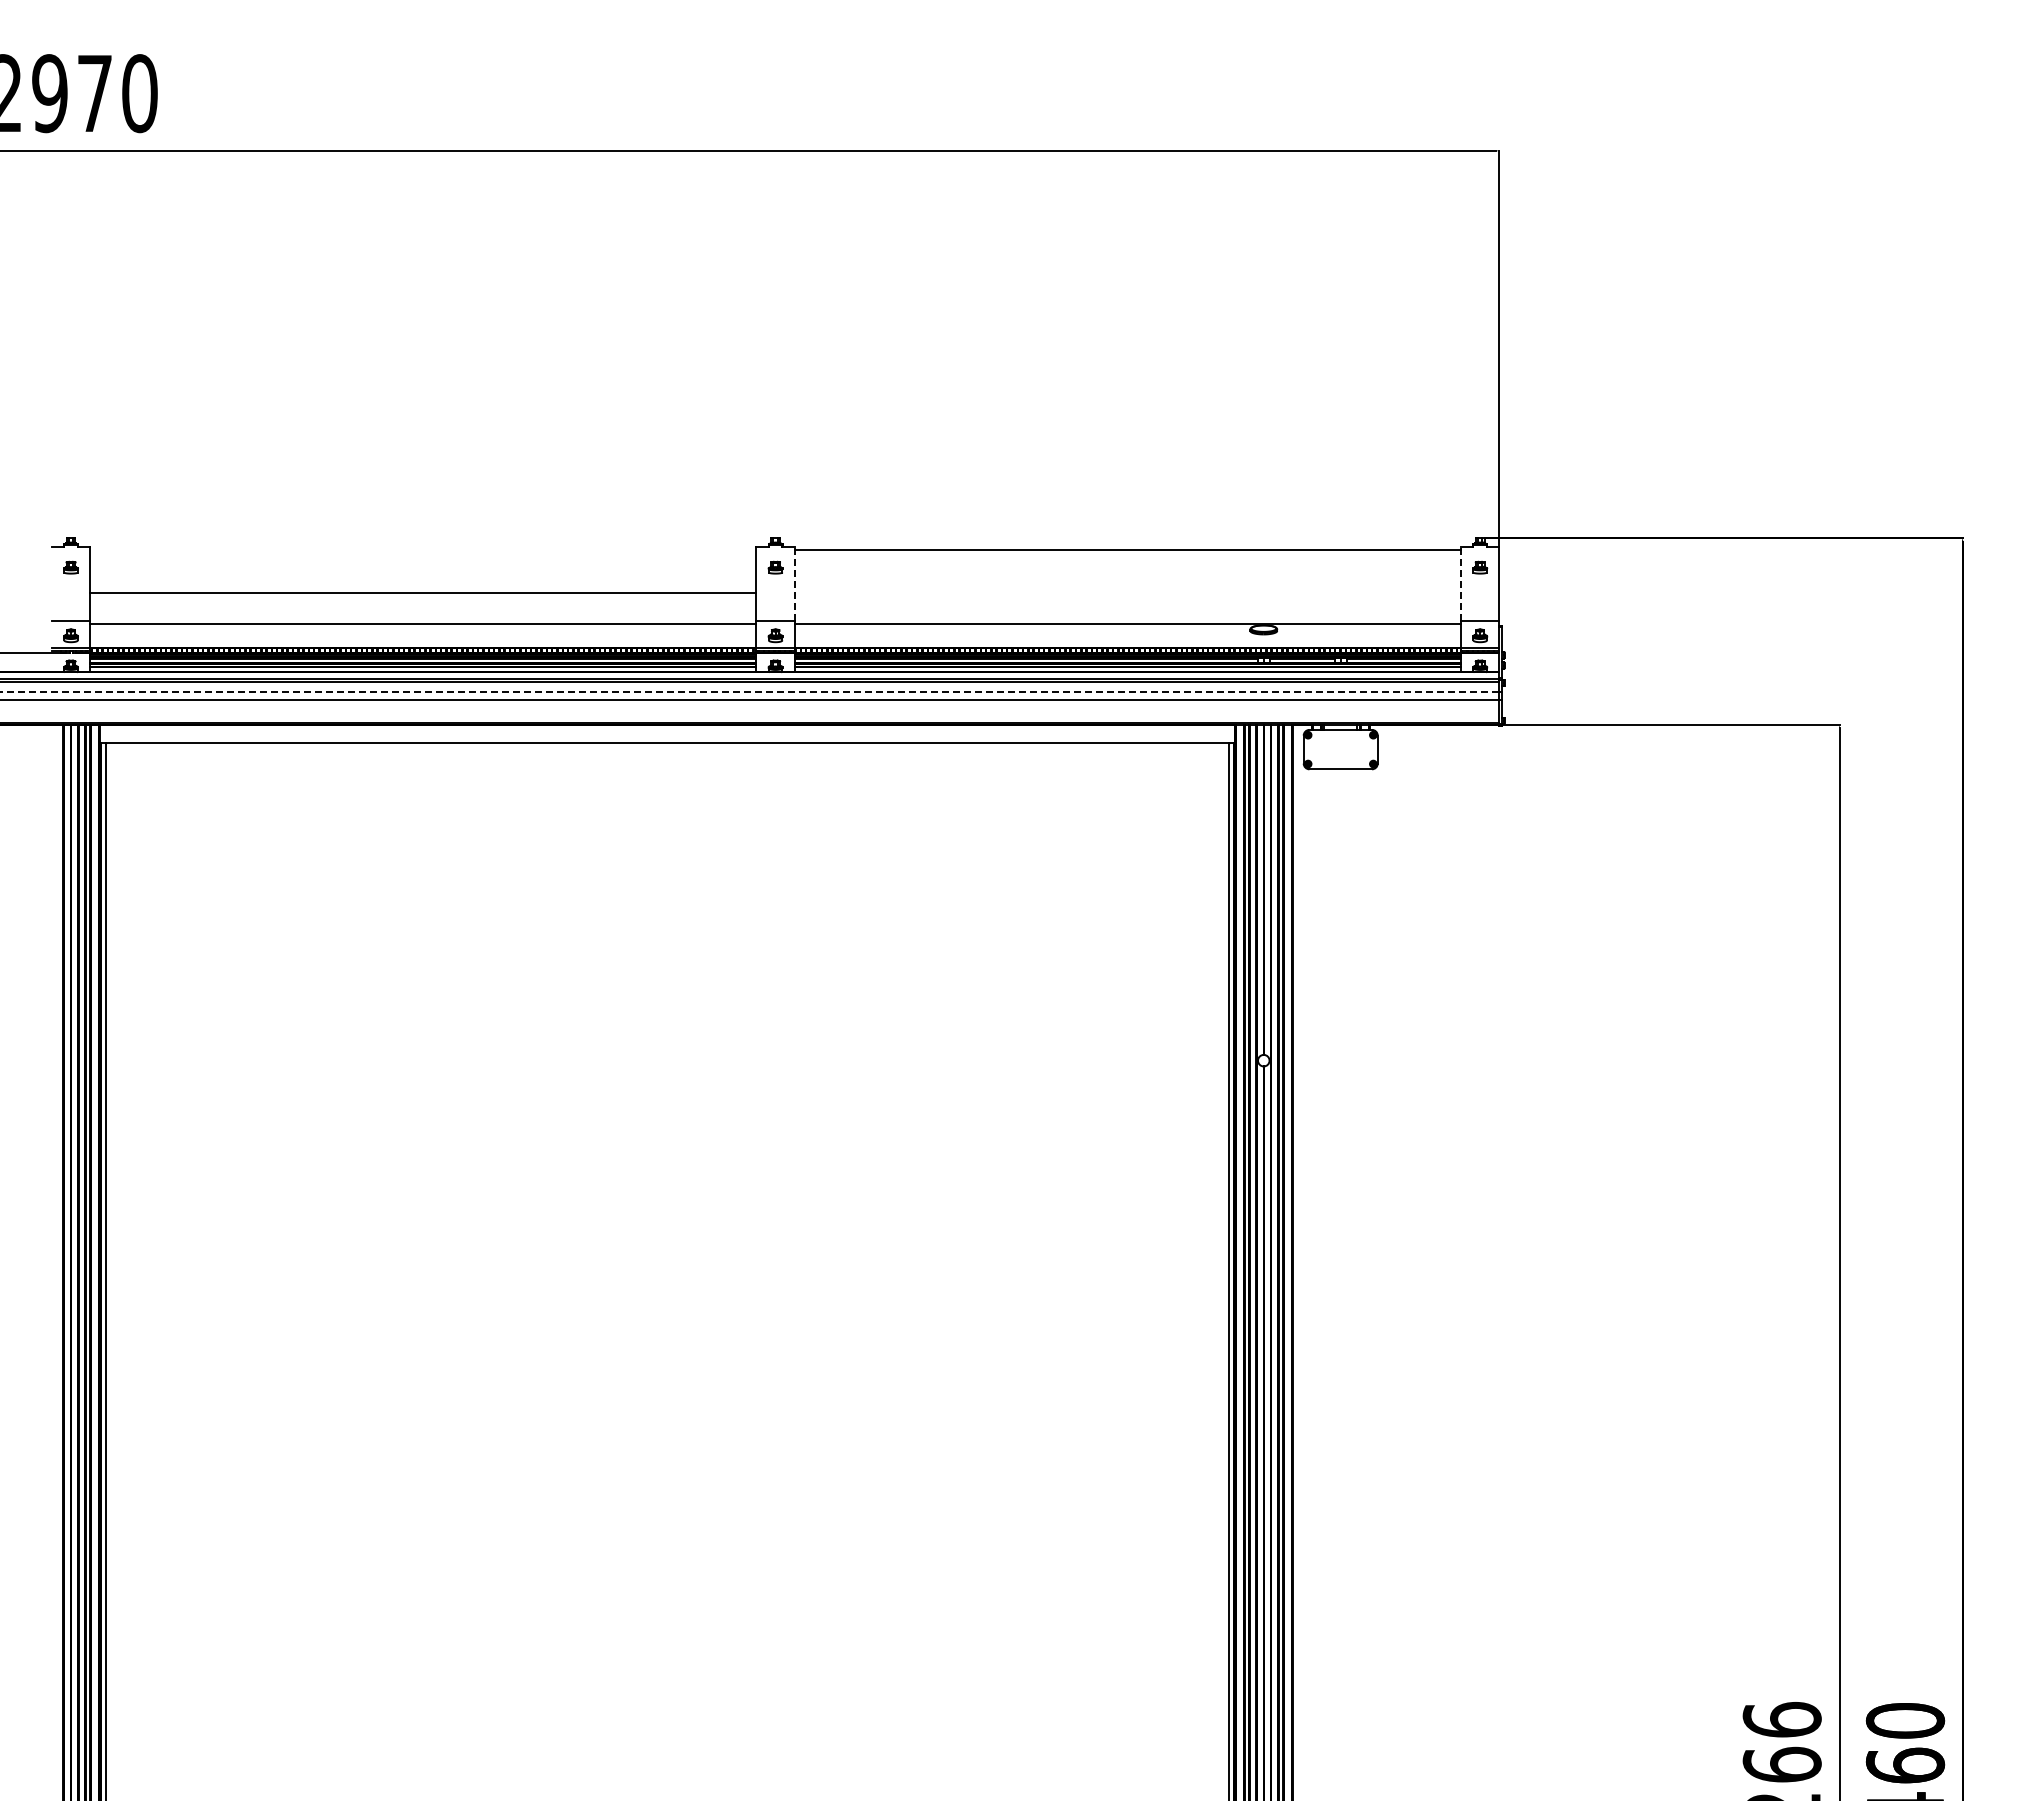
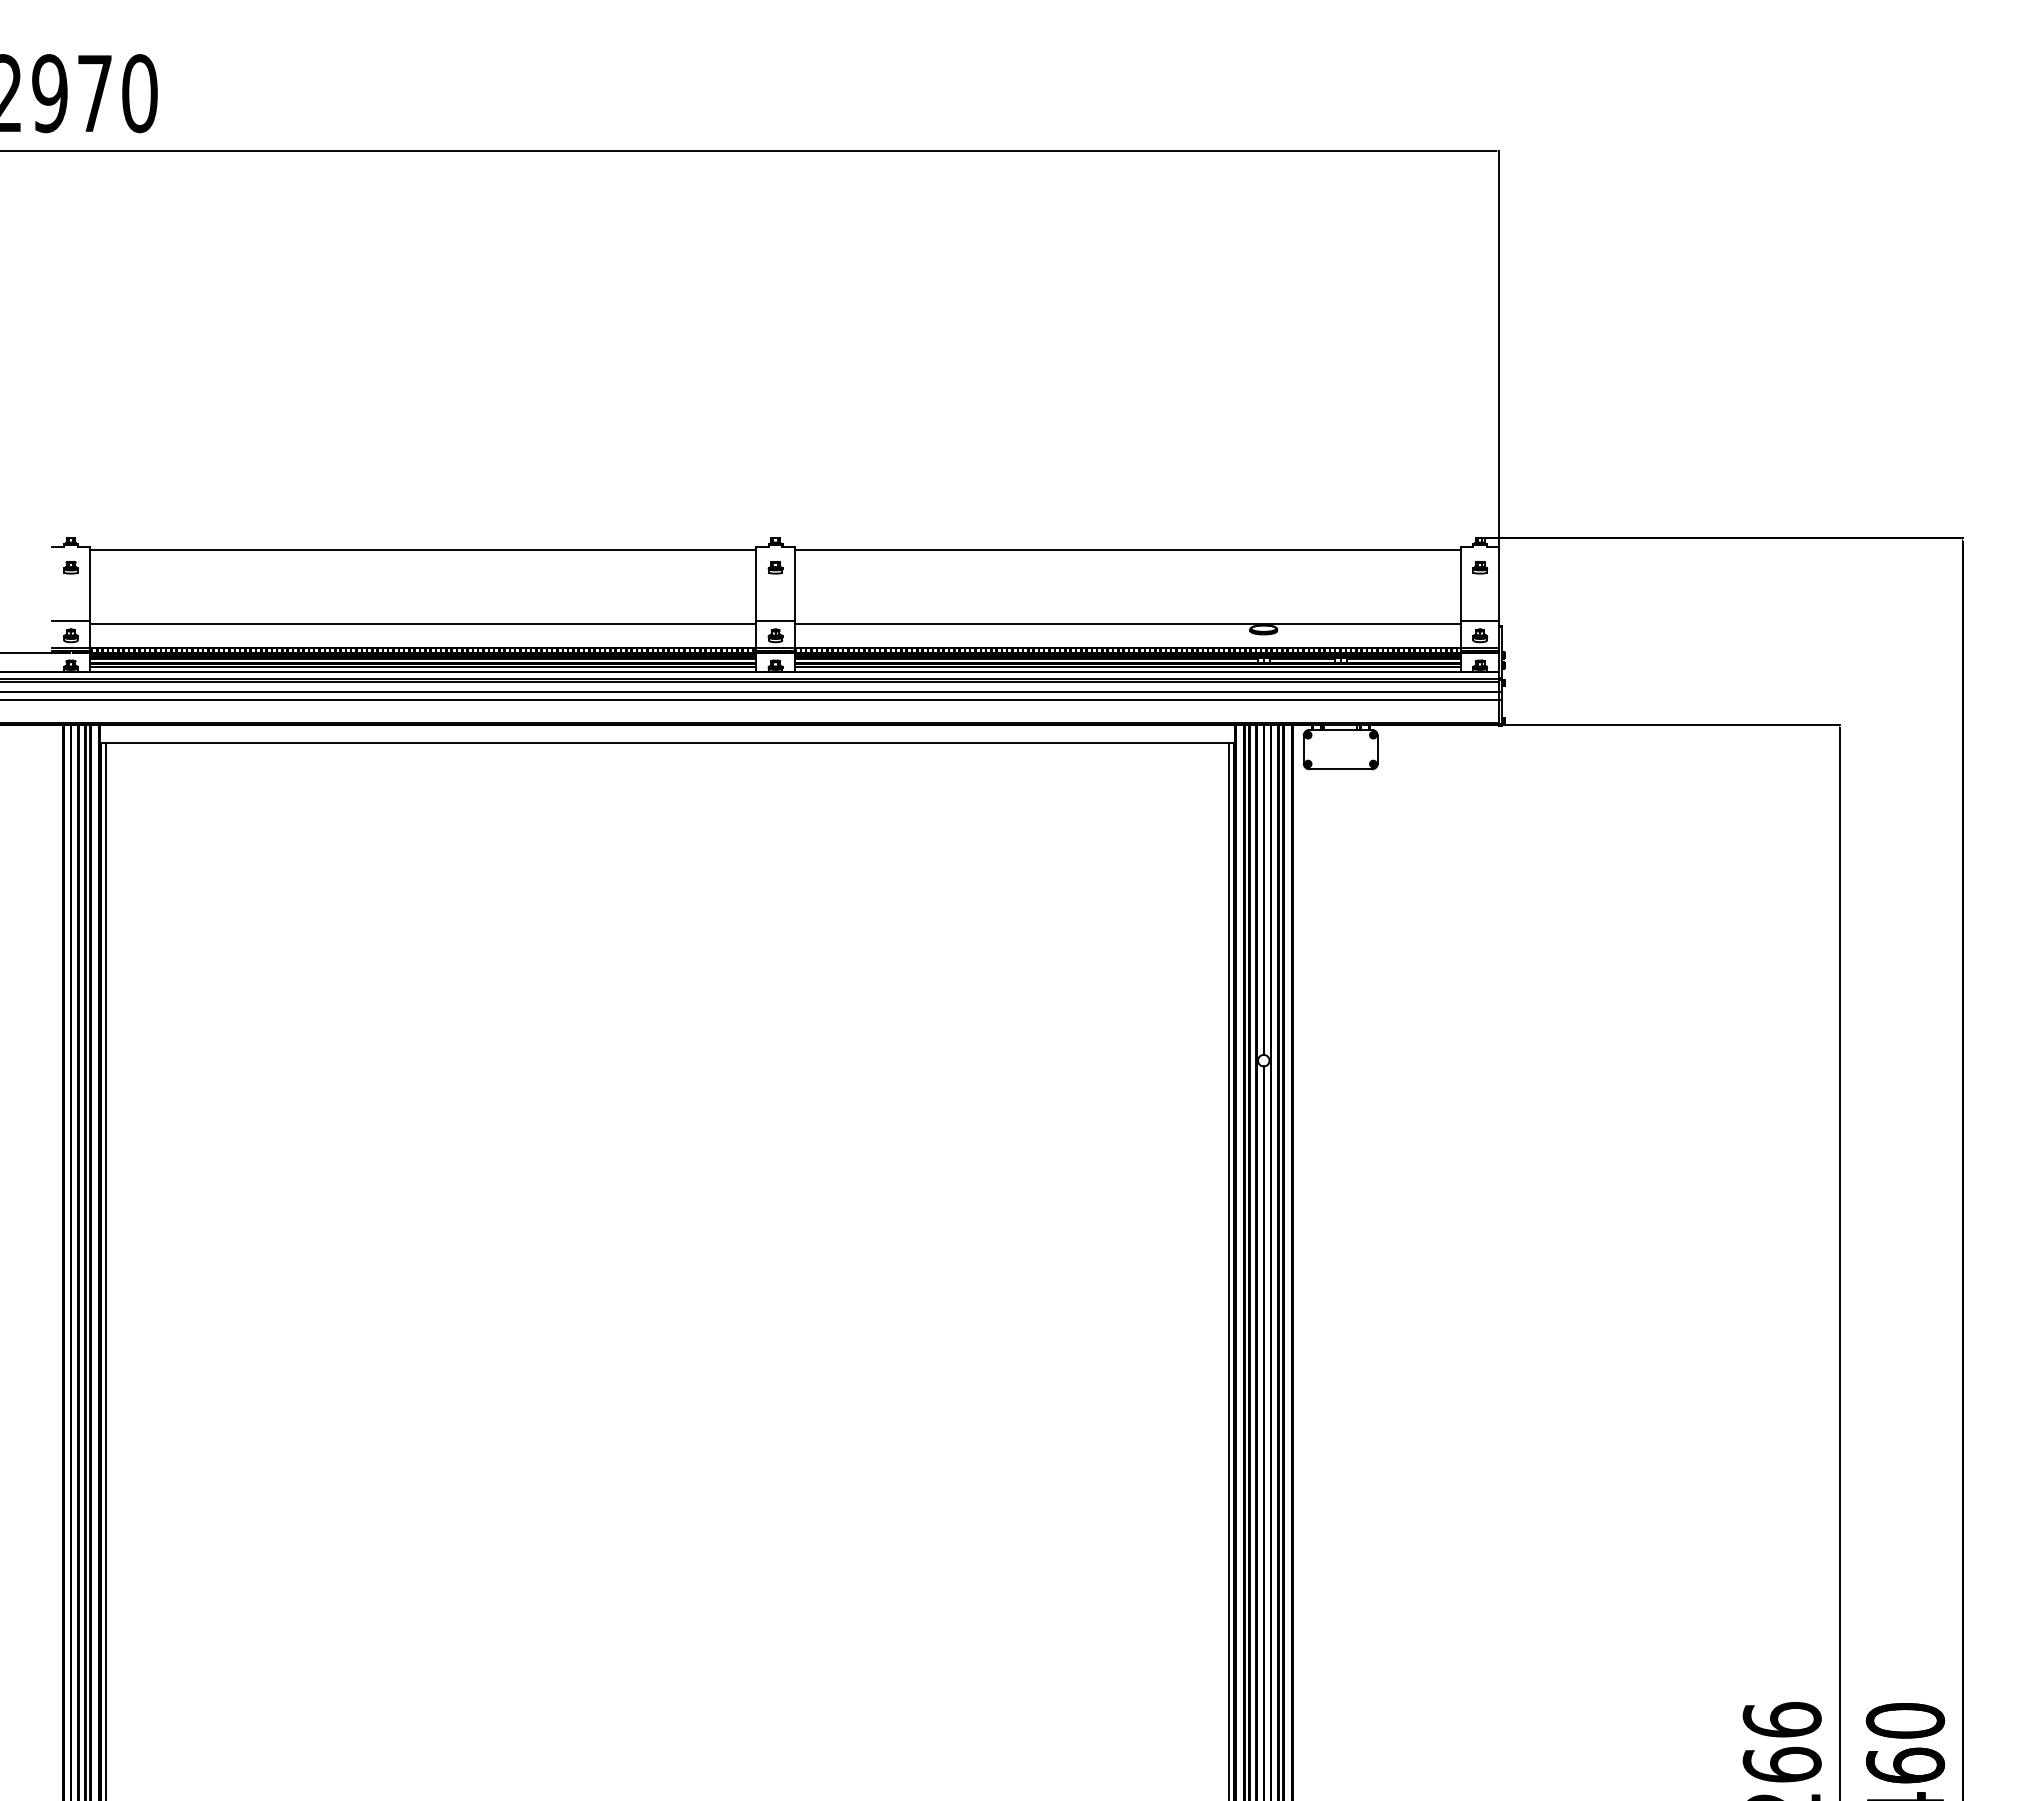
line: dashed -> solid (794, 583)
line: dashed -> solid (1460, 583)
line position: (423, 592) -> (423, 549) (423, 549)
line: dashed -> solid (750, 691)
